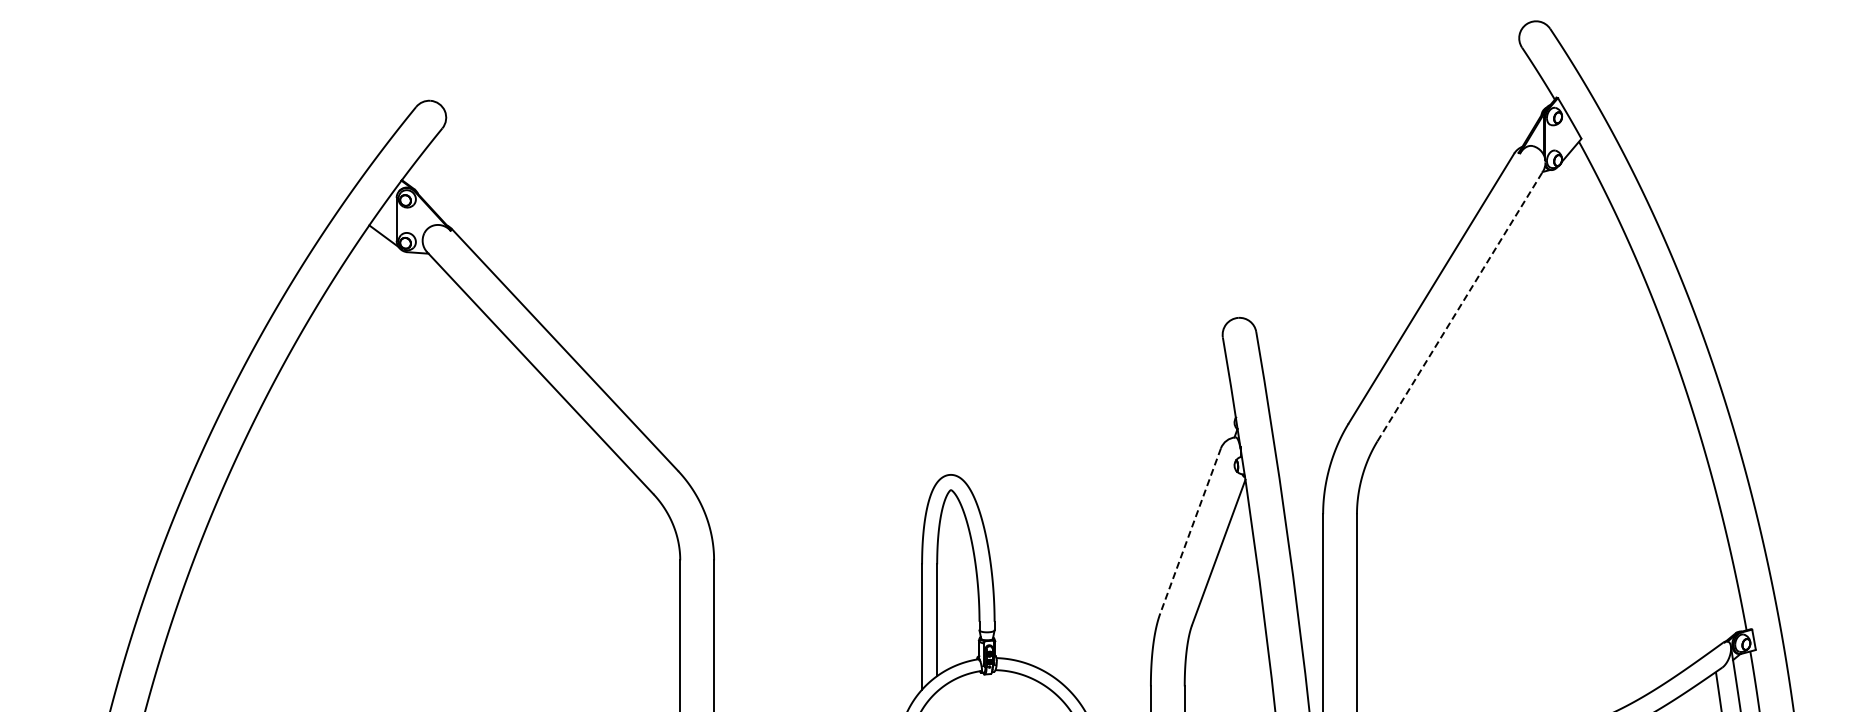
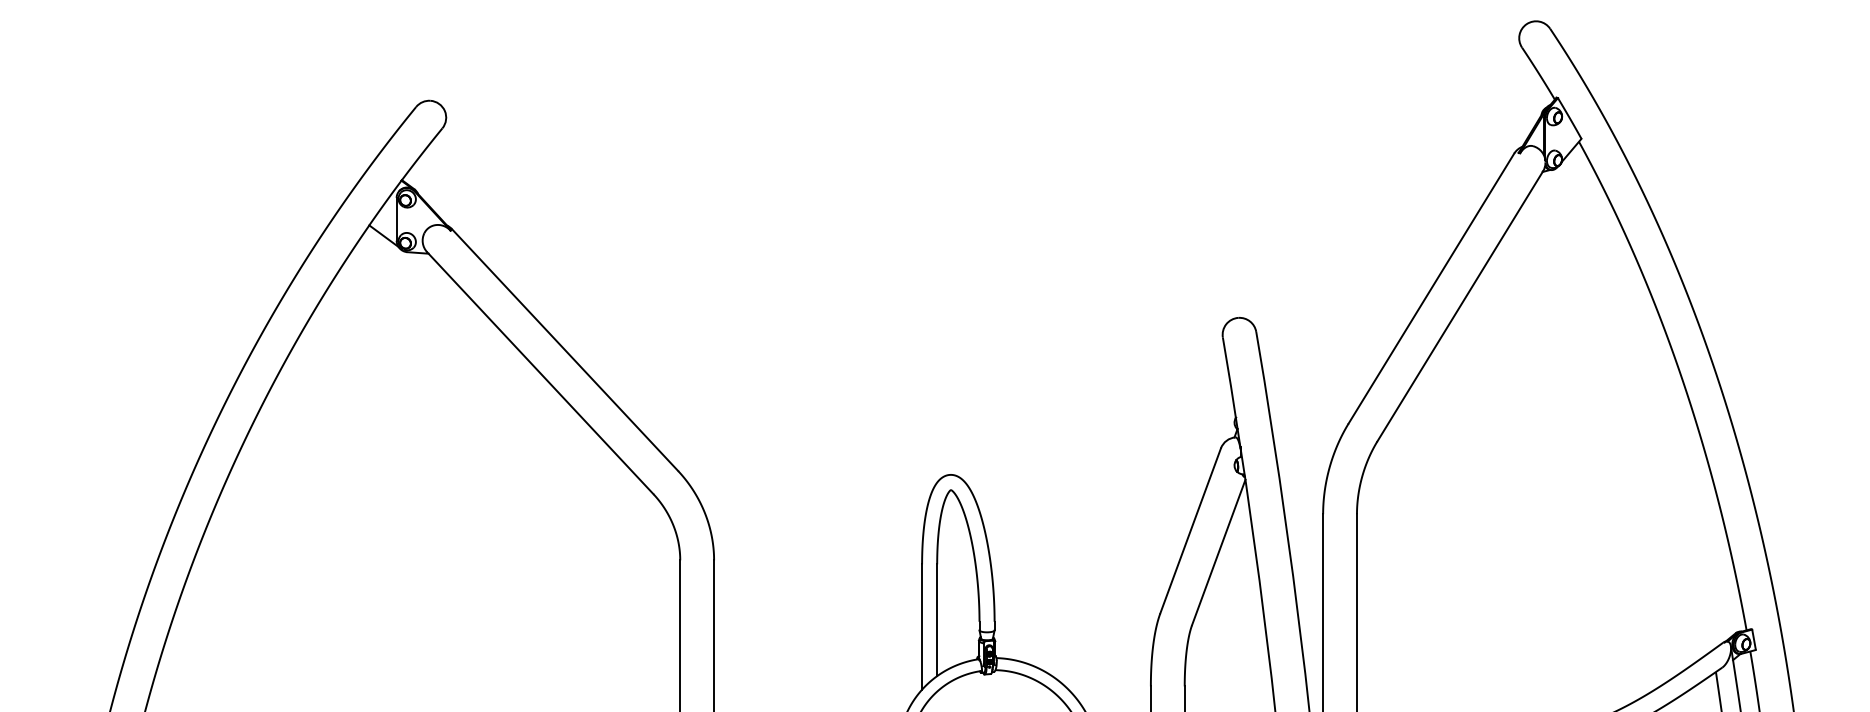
line: dashed -> solid (1460, 305)
line: dashed -> solid (1190, 530)
